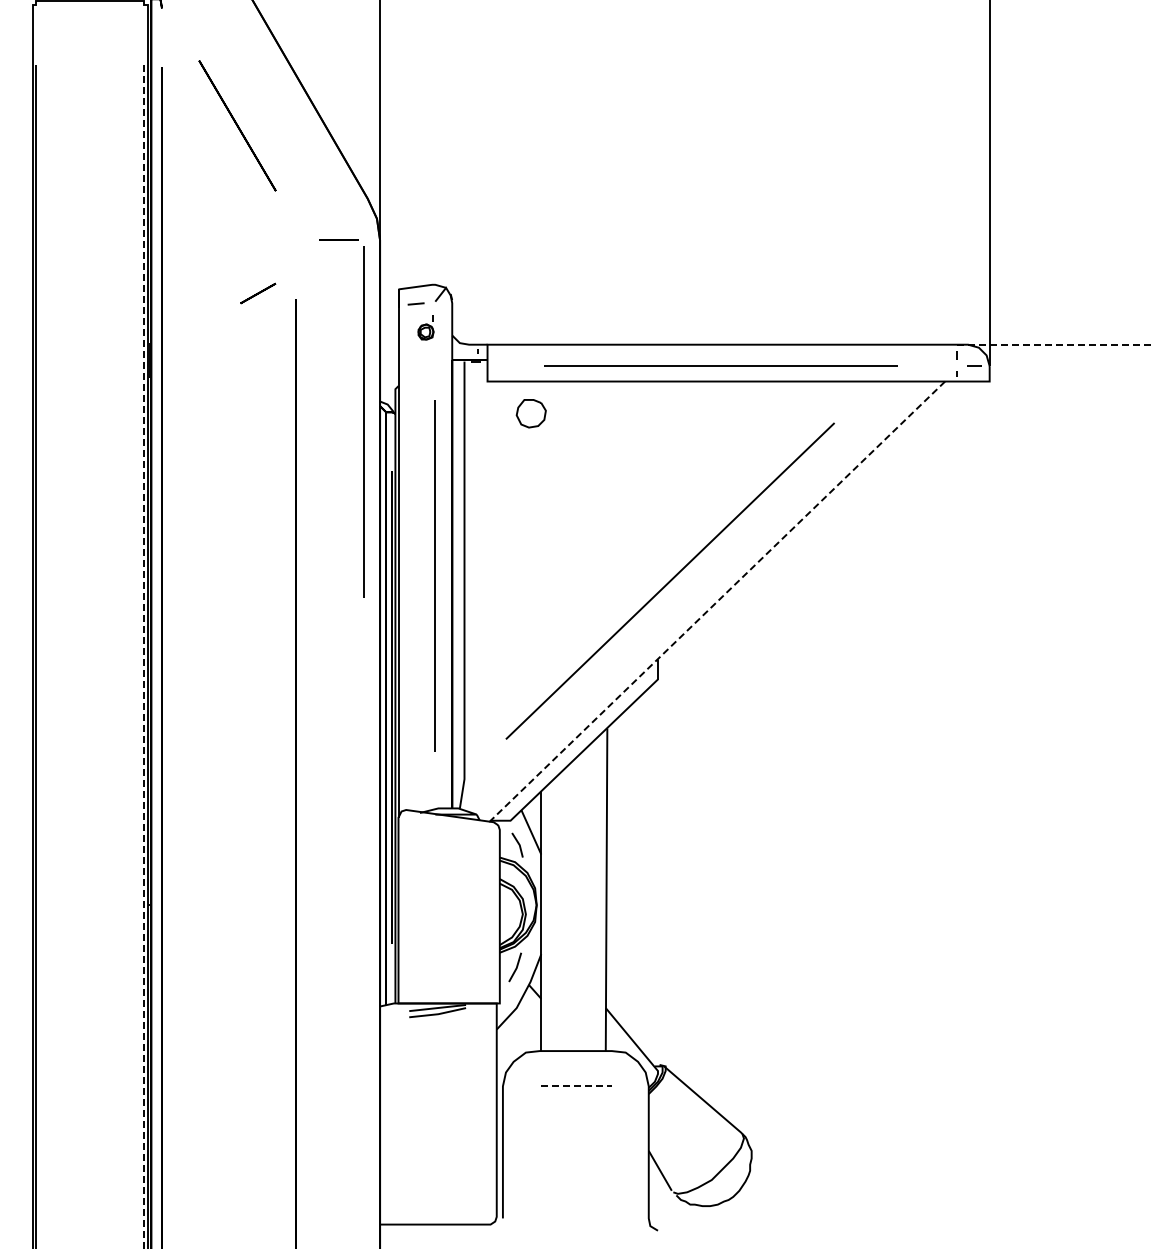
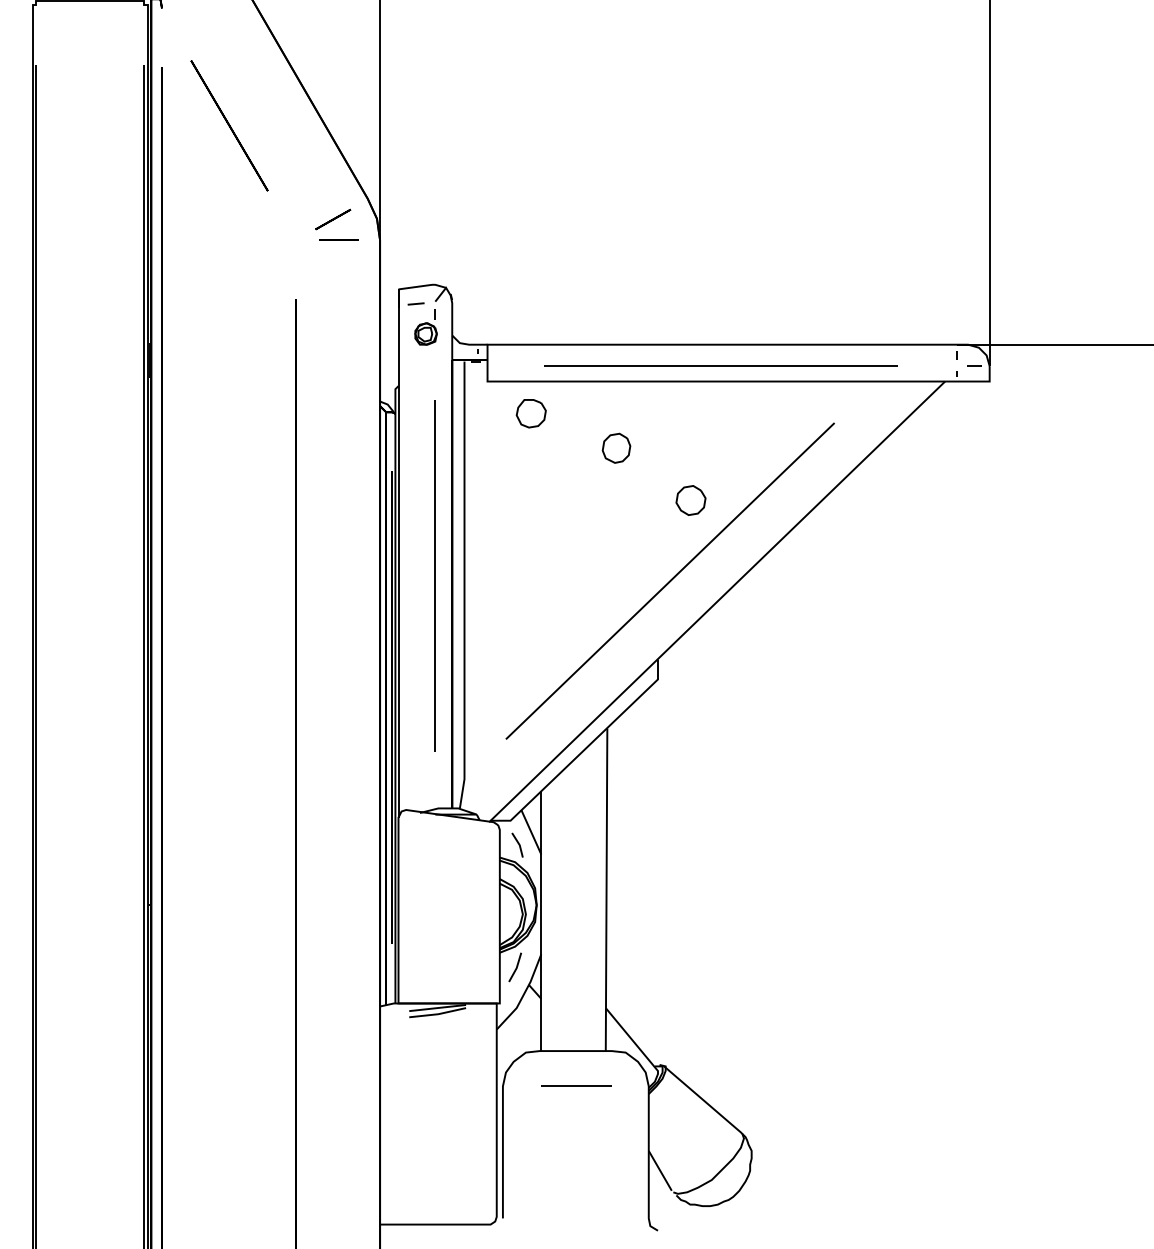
line position: (237, 125) -> (229, 125) (229, 125)
line position: (258, 293) -> (333, 219) (333, 219)
part size: 18x26 px -> 24x37 px (425, 327)
line: dashed -> solid (1055, 344)
line: present -> none (363, 421)
part: none -> present (616, 447)
part: none -> present (690, 500)
line: dashed -> solid (716, 602)
line: dashed -> solid (143, 657)
line: dashed -> solid (577, 1086)
